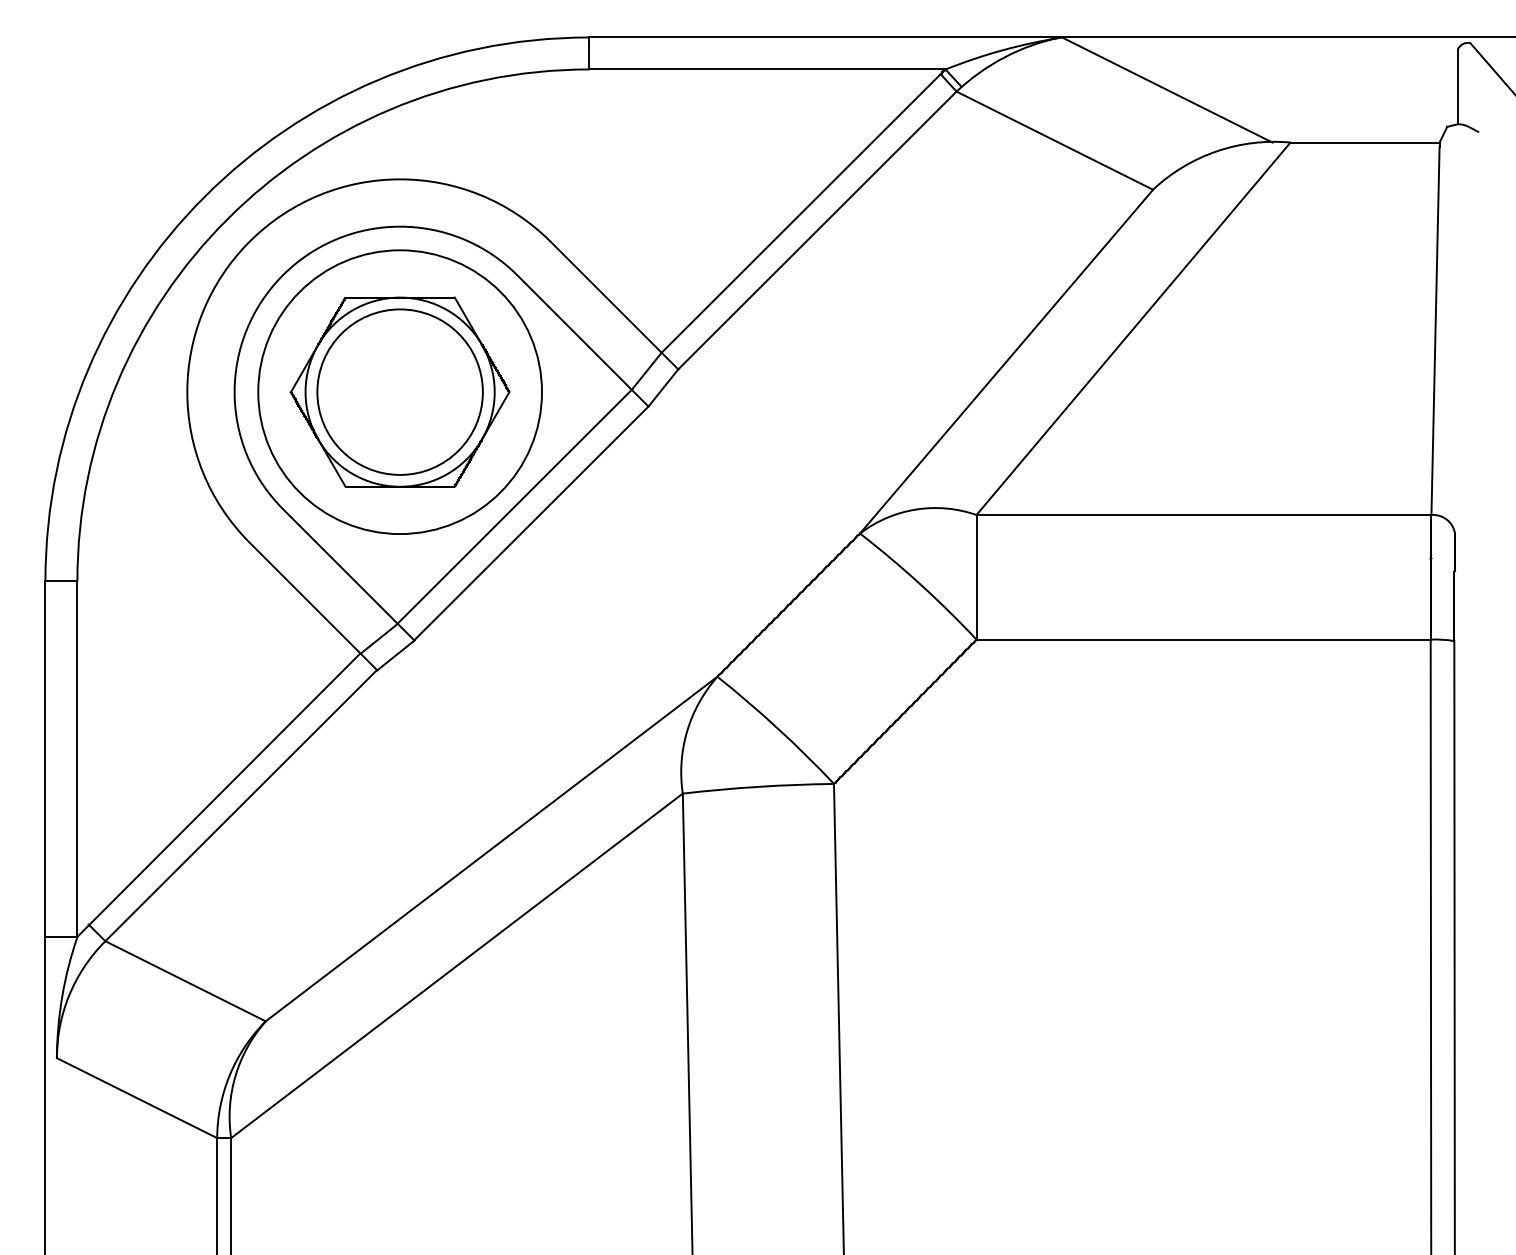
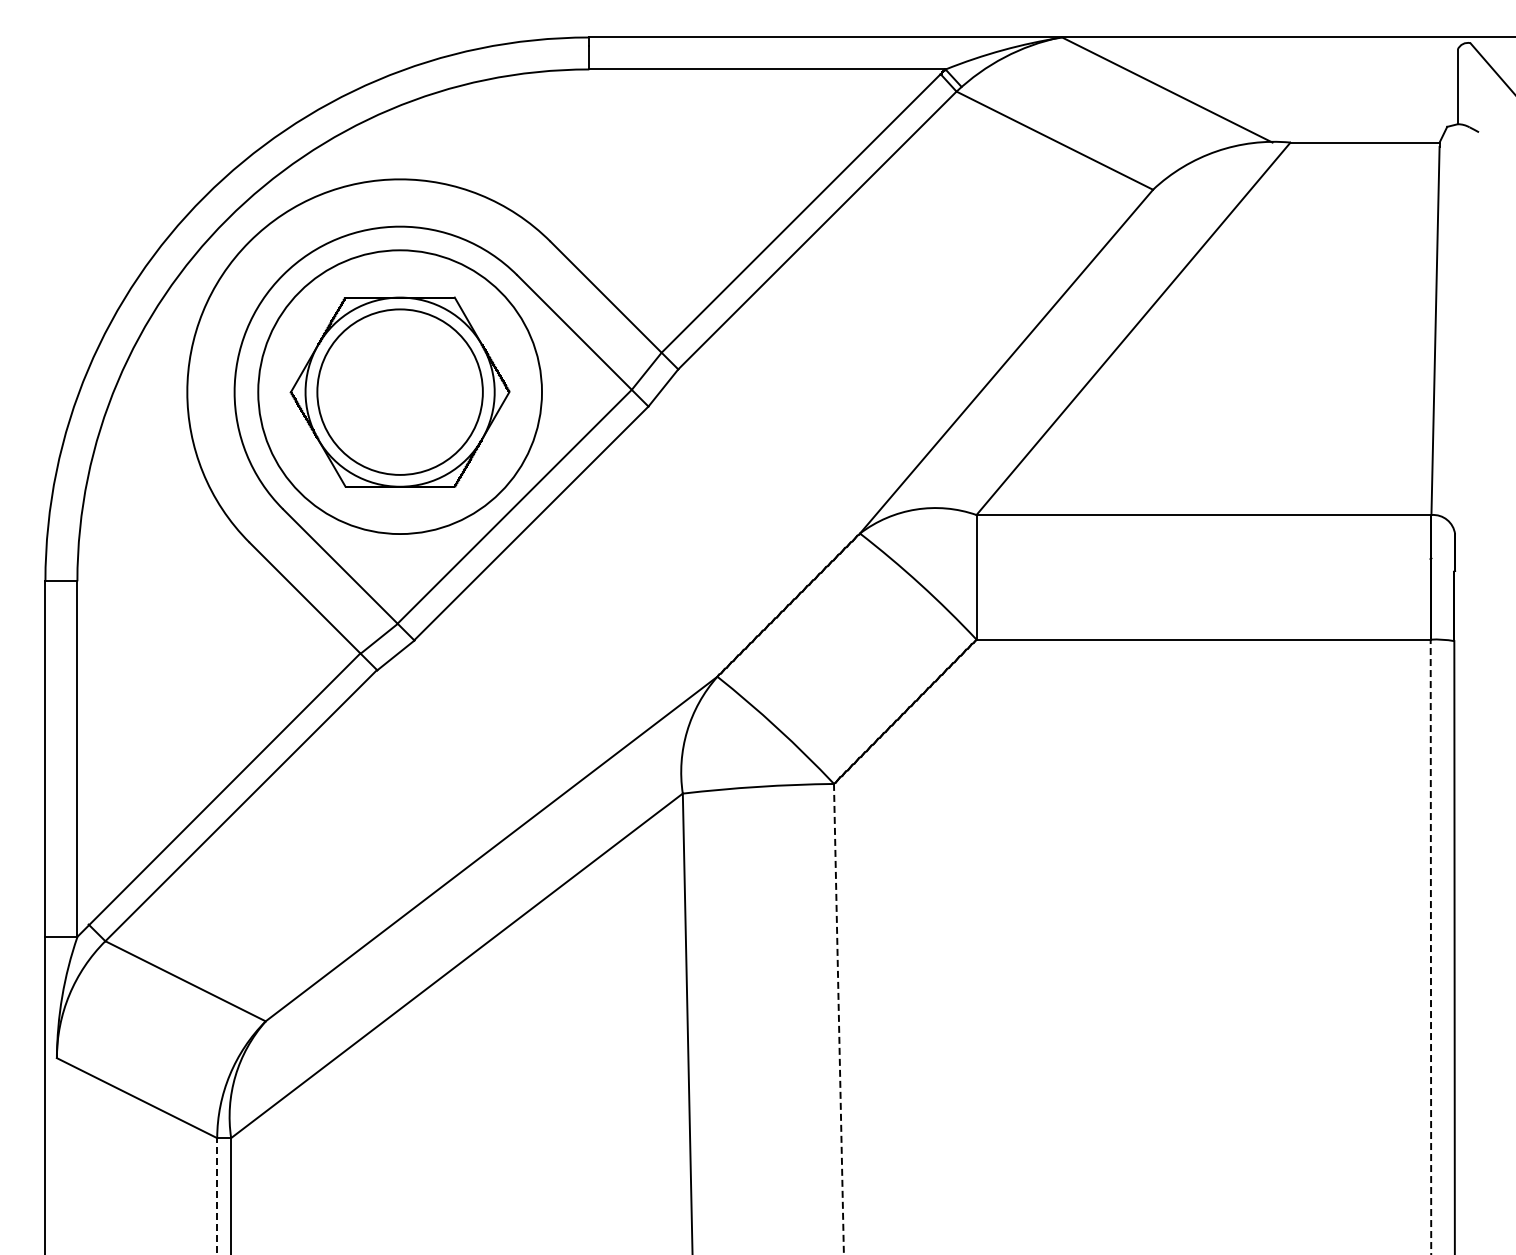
line: solid -> dashed (1430, 946)
line: solid -> dashed (838, 1019)
line: solid -> dashed (217, 1196)
